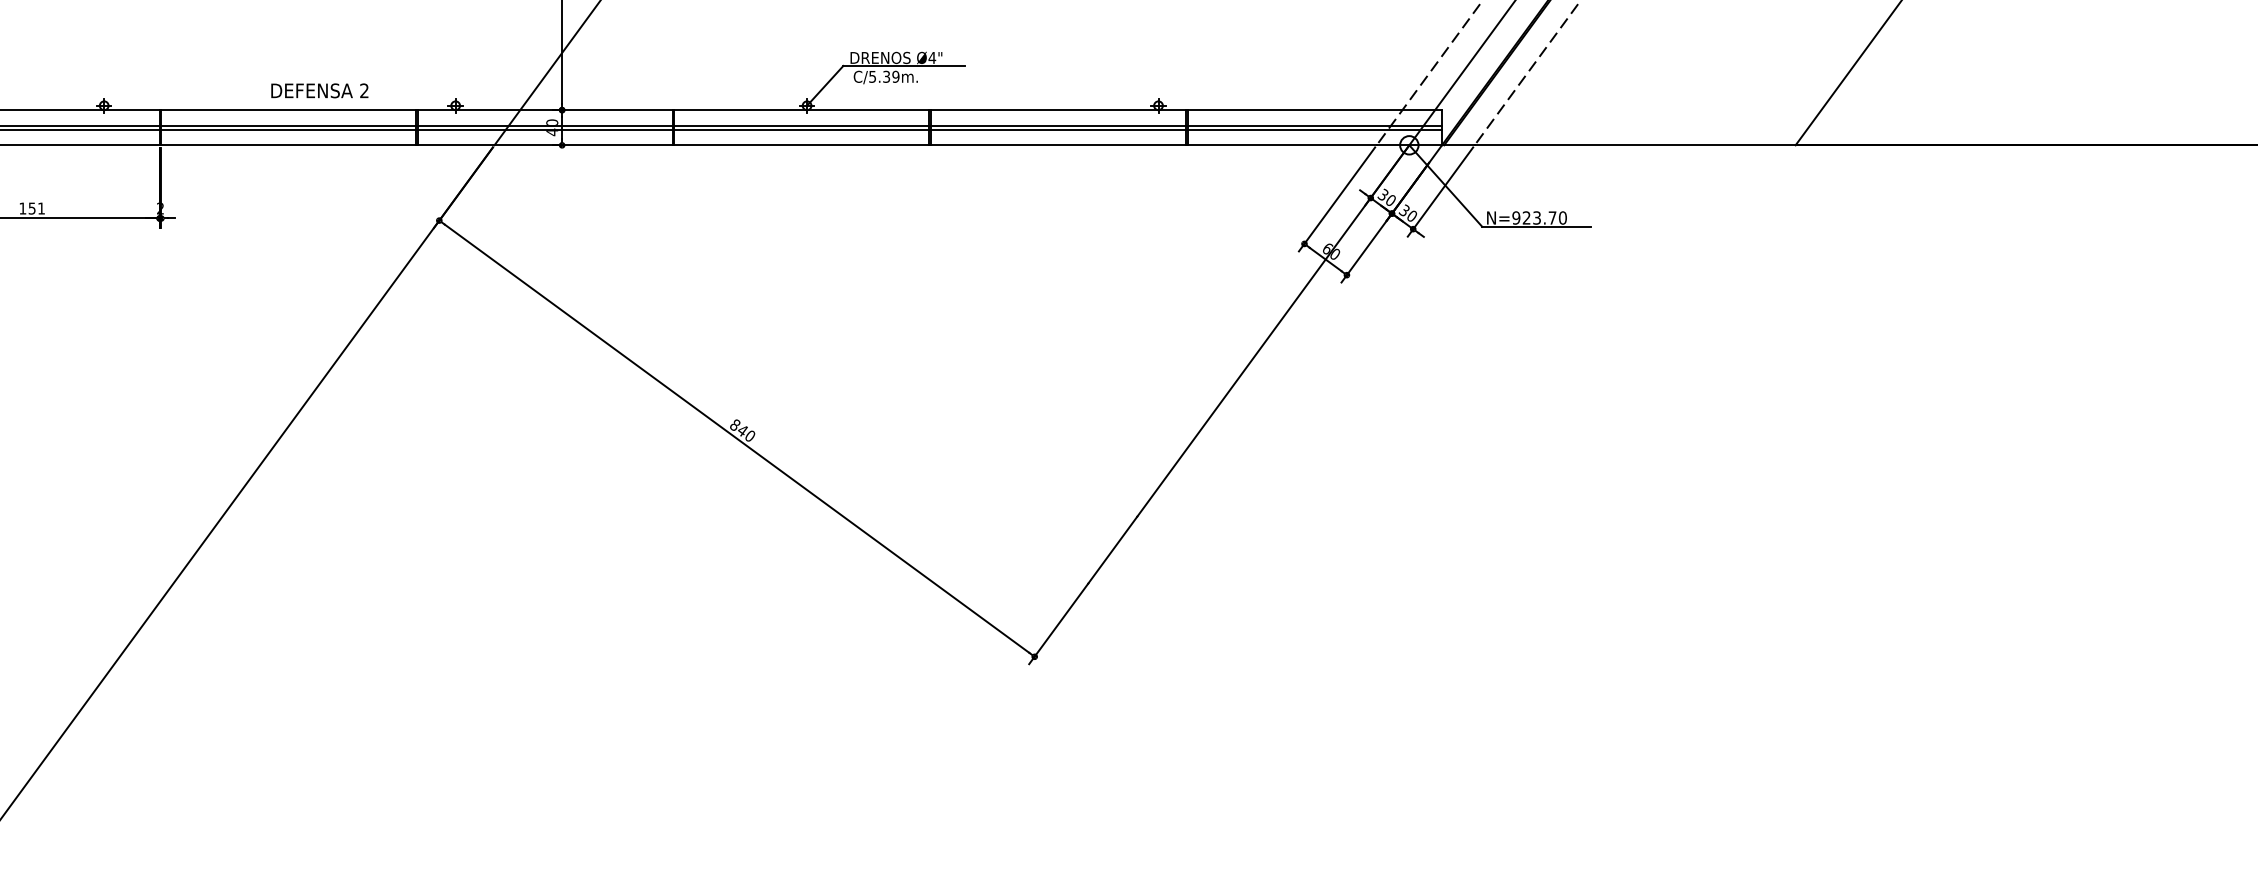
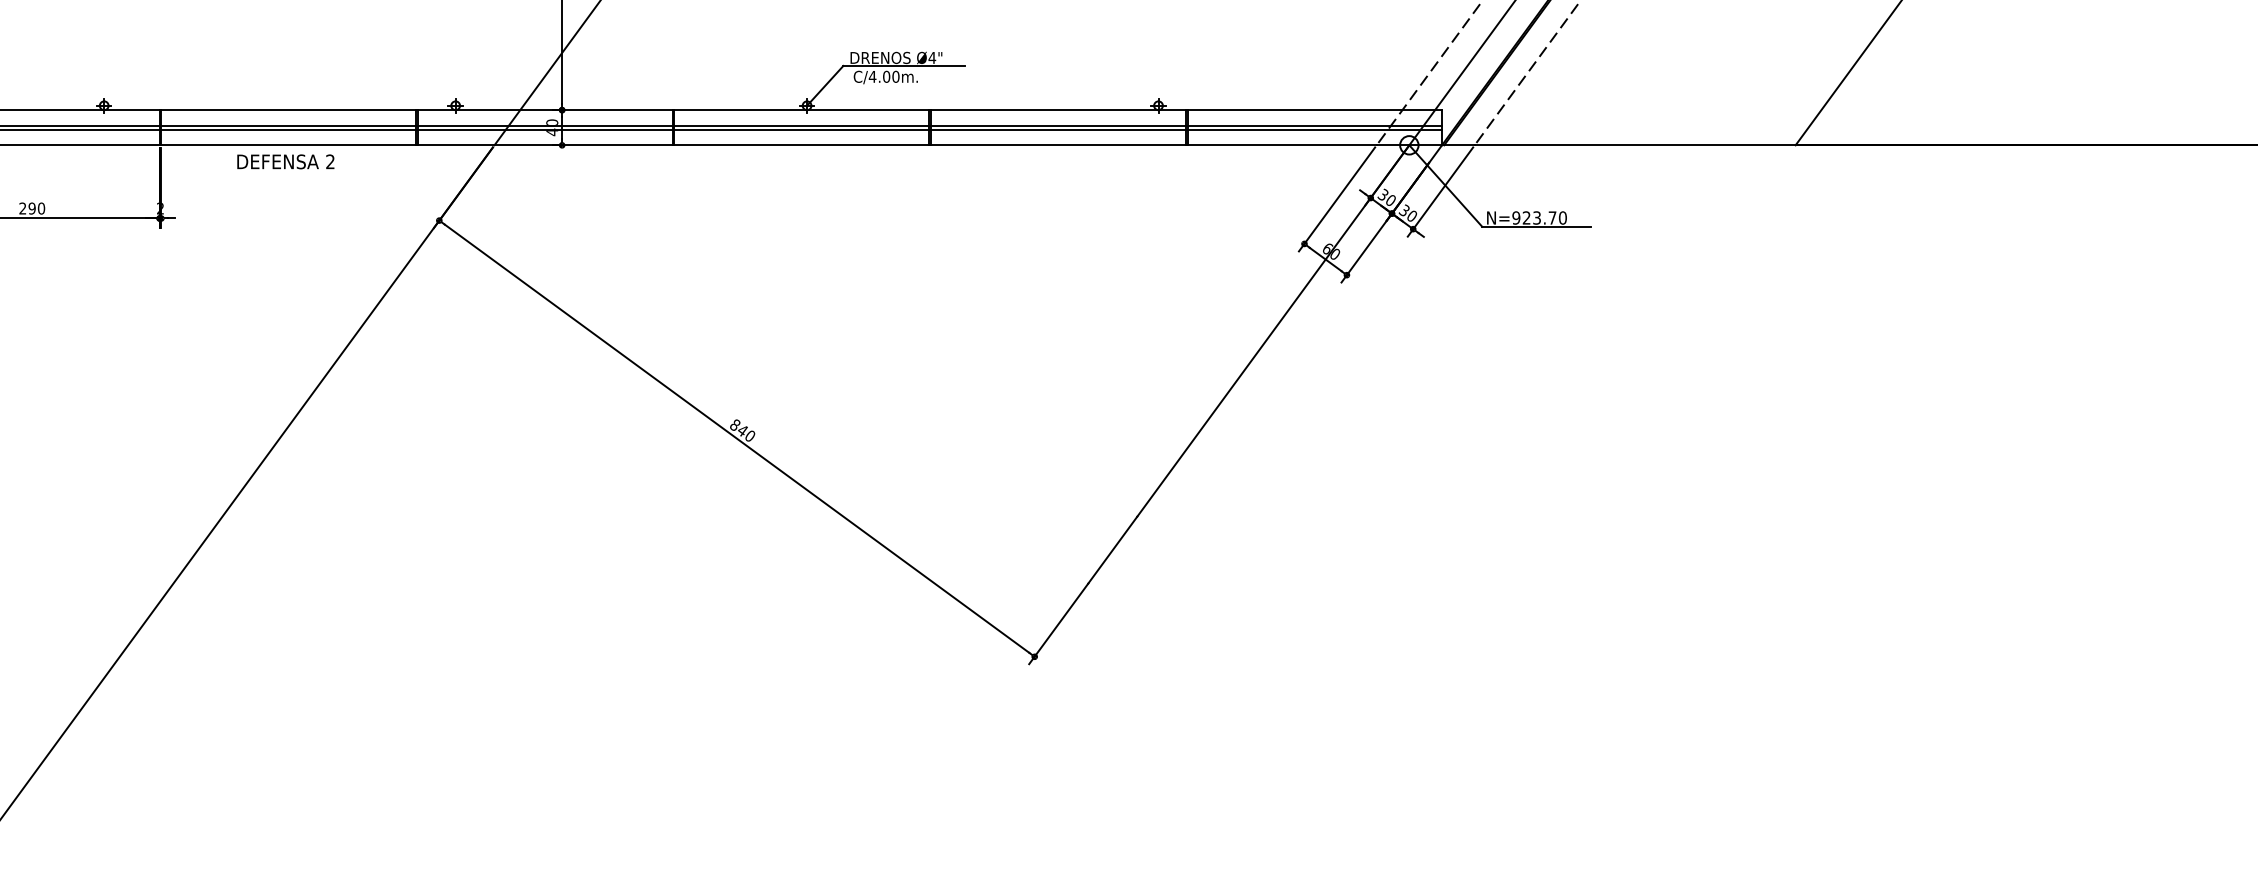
text: C/5.39m. -> C/4.00m. (883, 76)
text position: (319, 90) -> (285, 161) (285, 161)
text: 151 -> 290 (32, 208)
